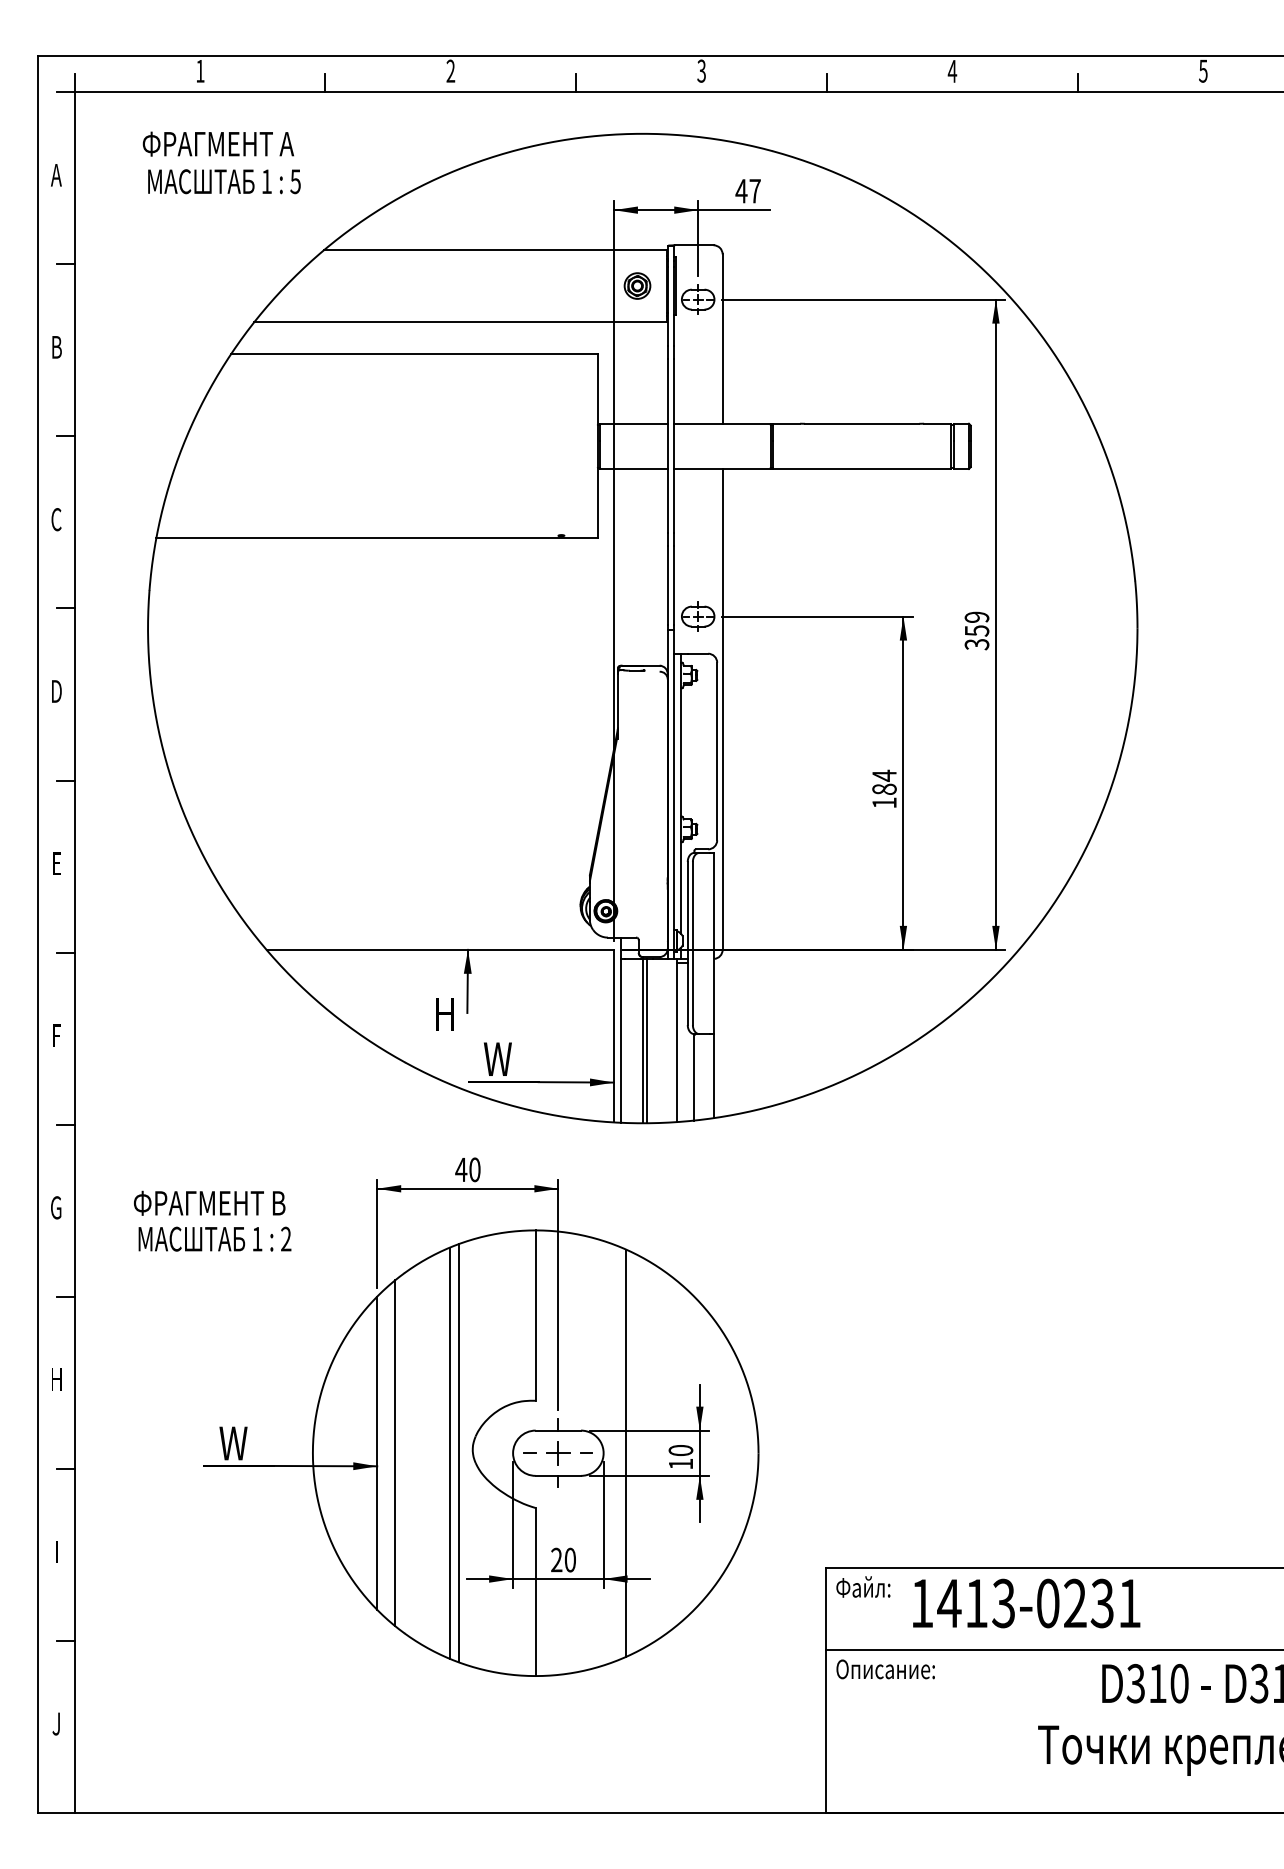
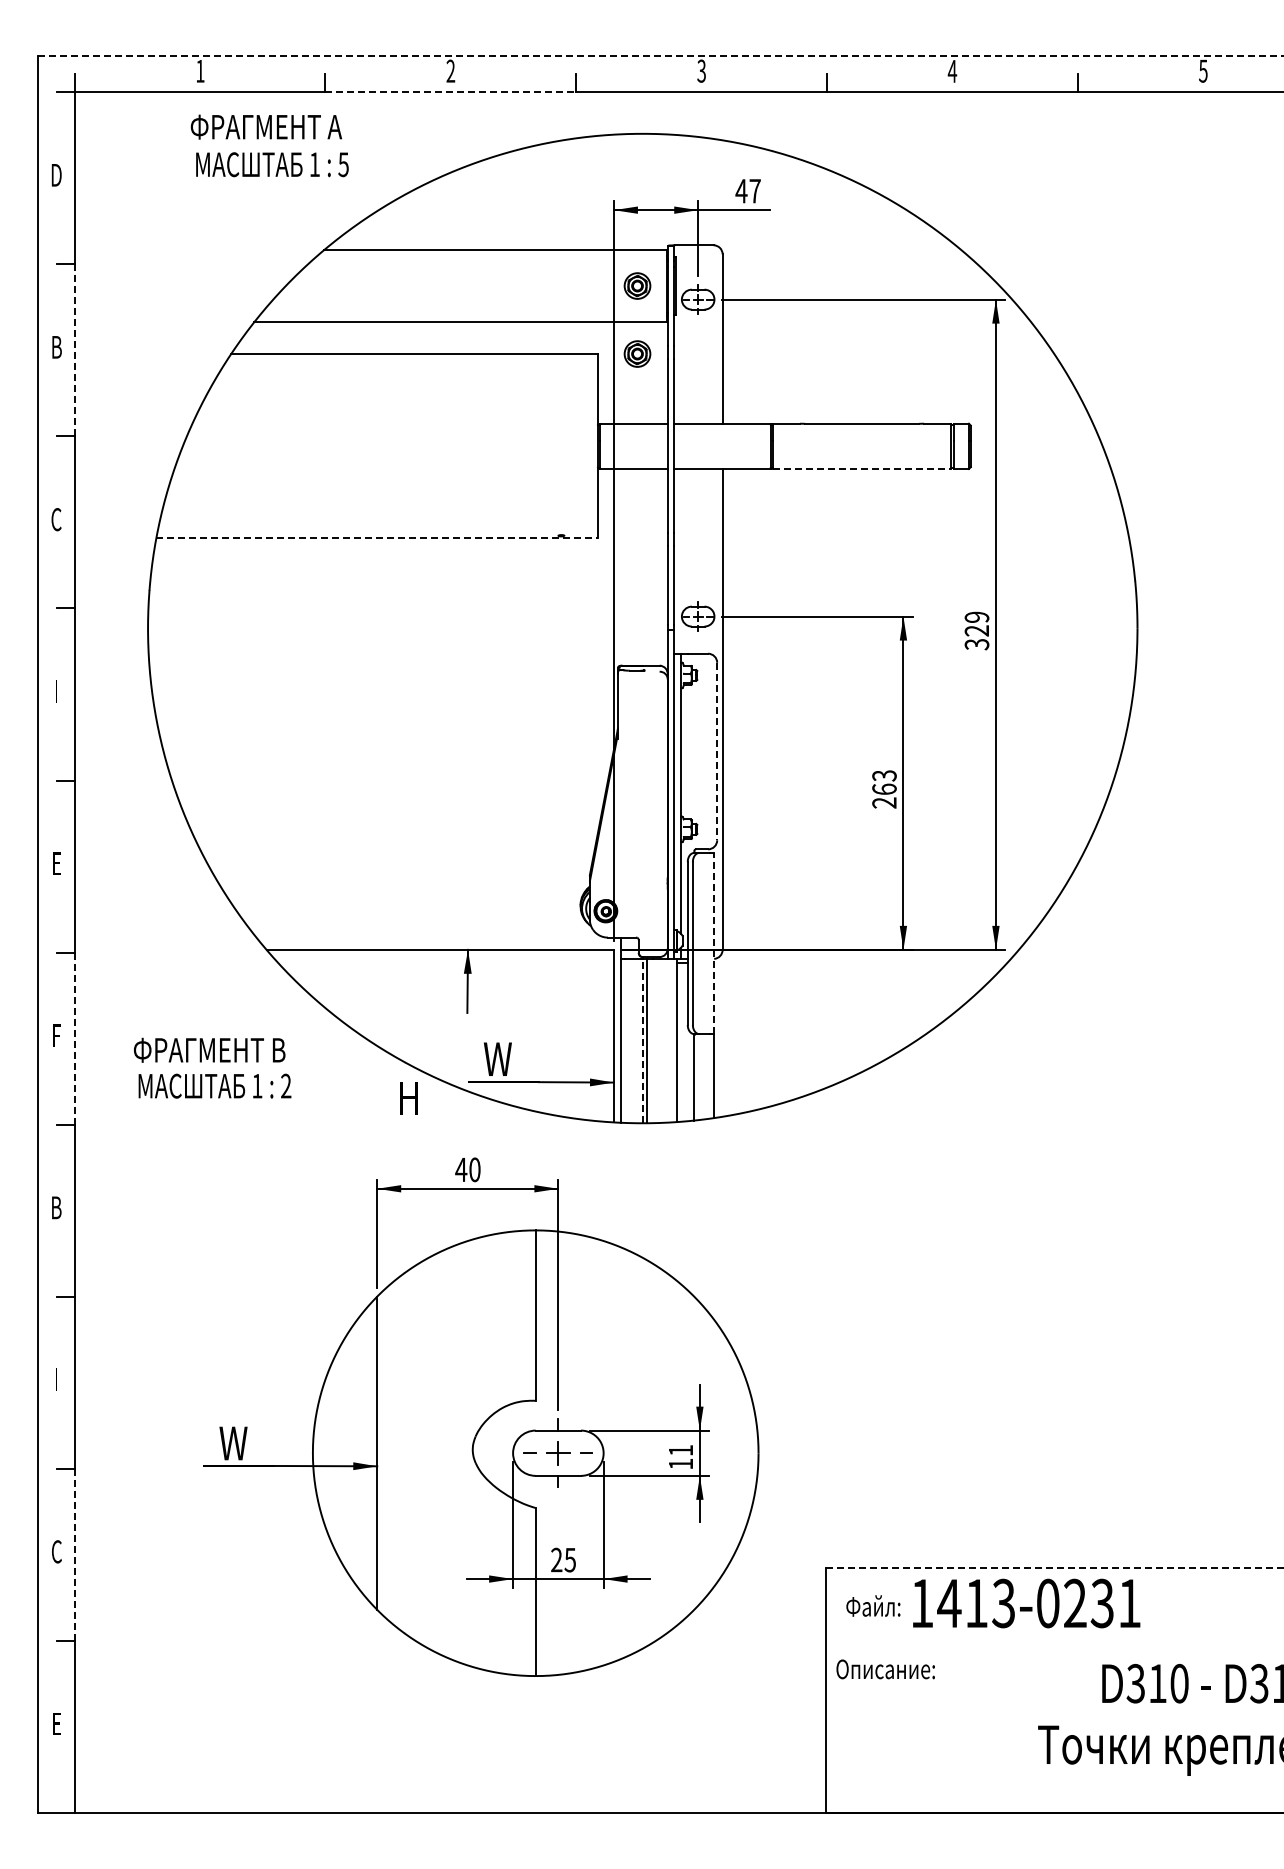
line: solid -> dashed (661, 56)
line: solid -> dashed (451, 92)
text position: (221, 162) -> (269, 145) (269, 145)
text: A -> D (56, 175)
line: solid -> dashed (74, 350)
part: none -> present (637, 353)
line: solid -> dashed (862, 468)
line: solid -> dashed (377, 538)
text: 359 -> 329 (976, 630)
text: D -> I (56, 691)
line: solid -> dashed (717, 751)
text: 184 -> 263 (884, 788)
line: solid -> dashed (714, 943)
text position: (444, 1014) -> (408, 1098) (408, 1098)
line: solid -> dashed (74, 1039)
line: solid -> dashed (642, 1040)
text: G -> B (56, 1207)
text position: (212, 1220) -> (212, 1067) (212, 1067)
text: H -> I (56, 1379)
text: 10 -> 11 (680, 1450)
line: present -> none (449, 1452)
line: present -> none (626, 1452)
line: present -> none (395, 1453)
line: present -> none (458, 1453)
text: I -> C (56, 1551)
line: solid -> dashed (74, 1555)
text: 20 -> 25 (569, 1559)
line: solid -> dashed (1055, 1568)
text position: (863, 1586) -> (873, 1605) (873, 1605)
line: present -> none (1053, 1649)
text: J -> E (56, 1723)
